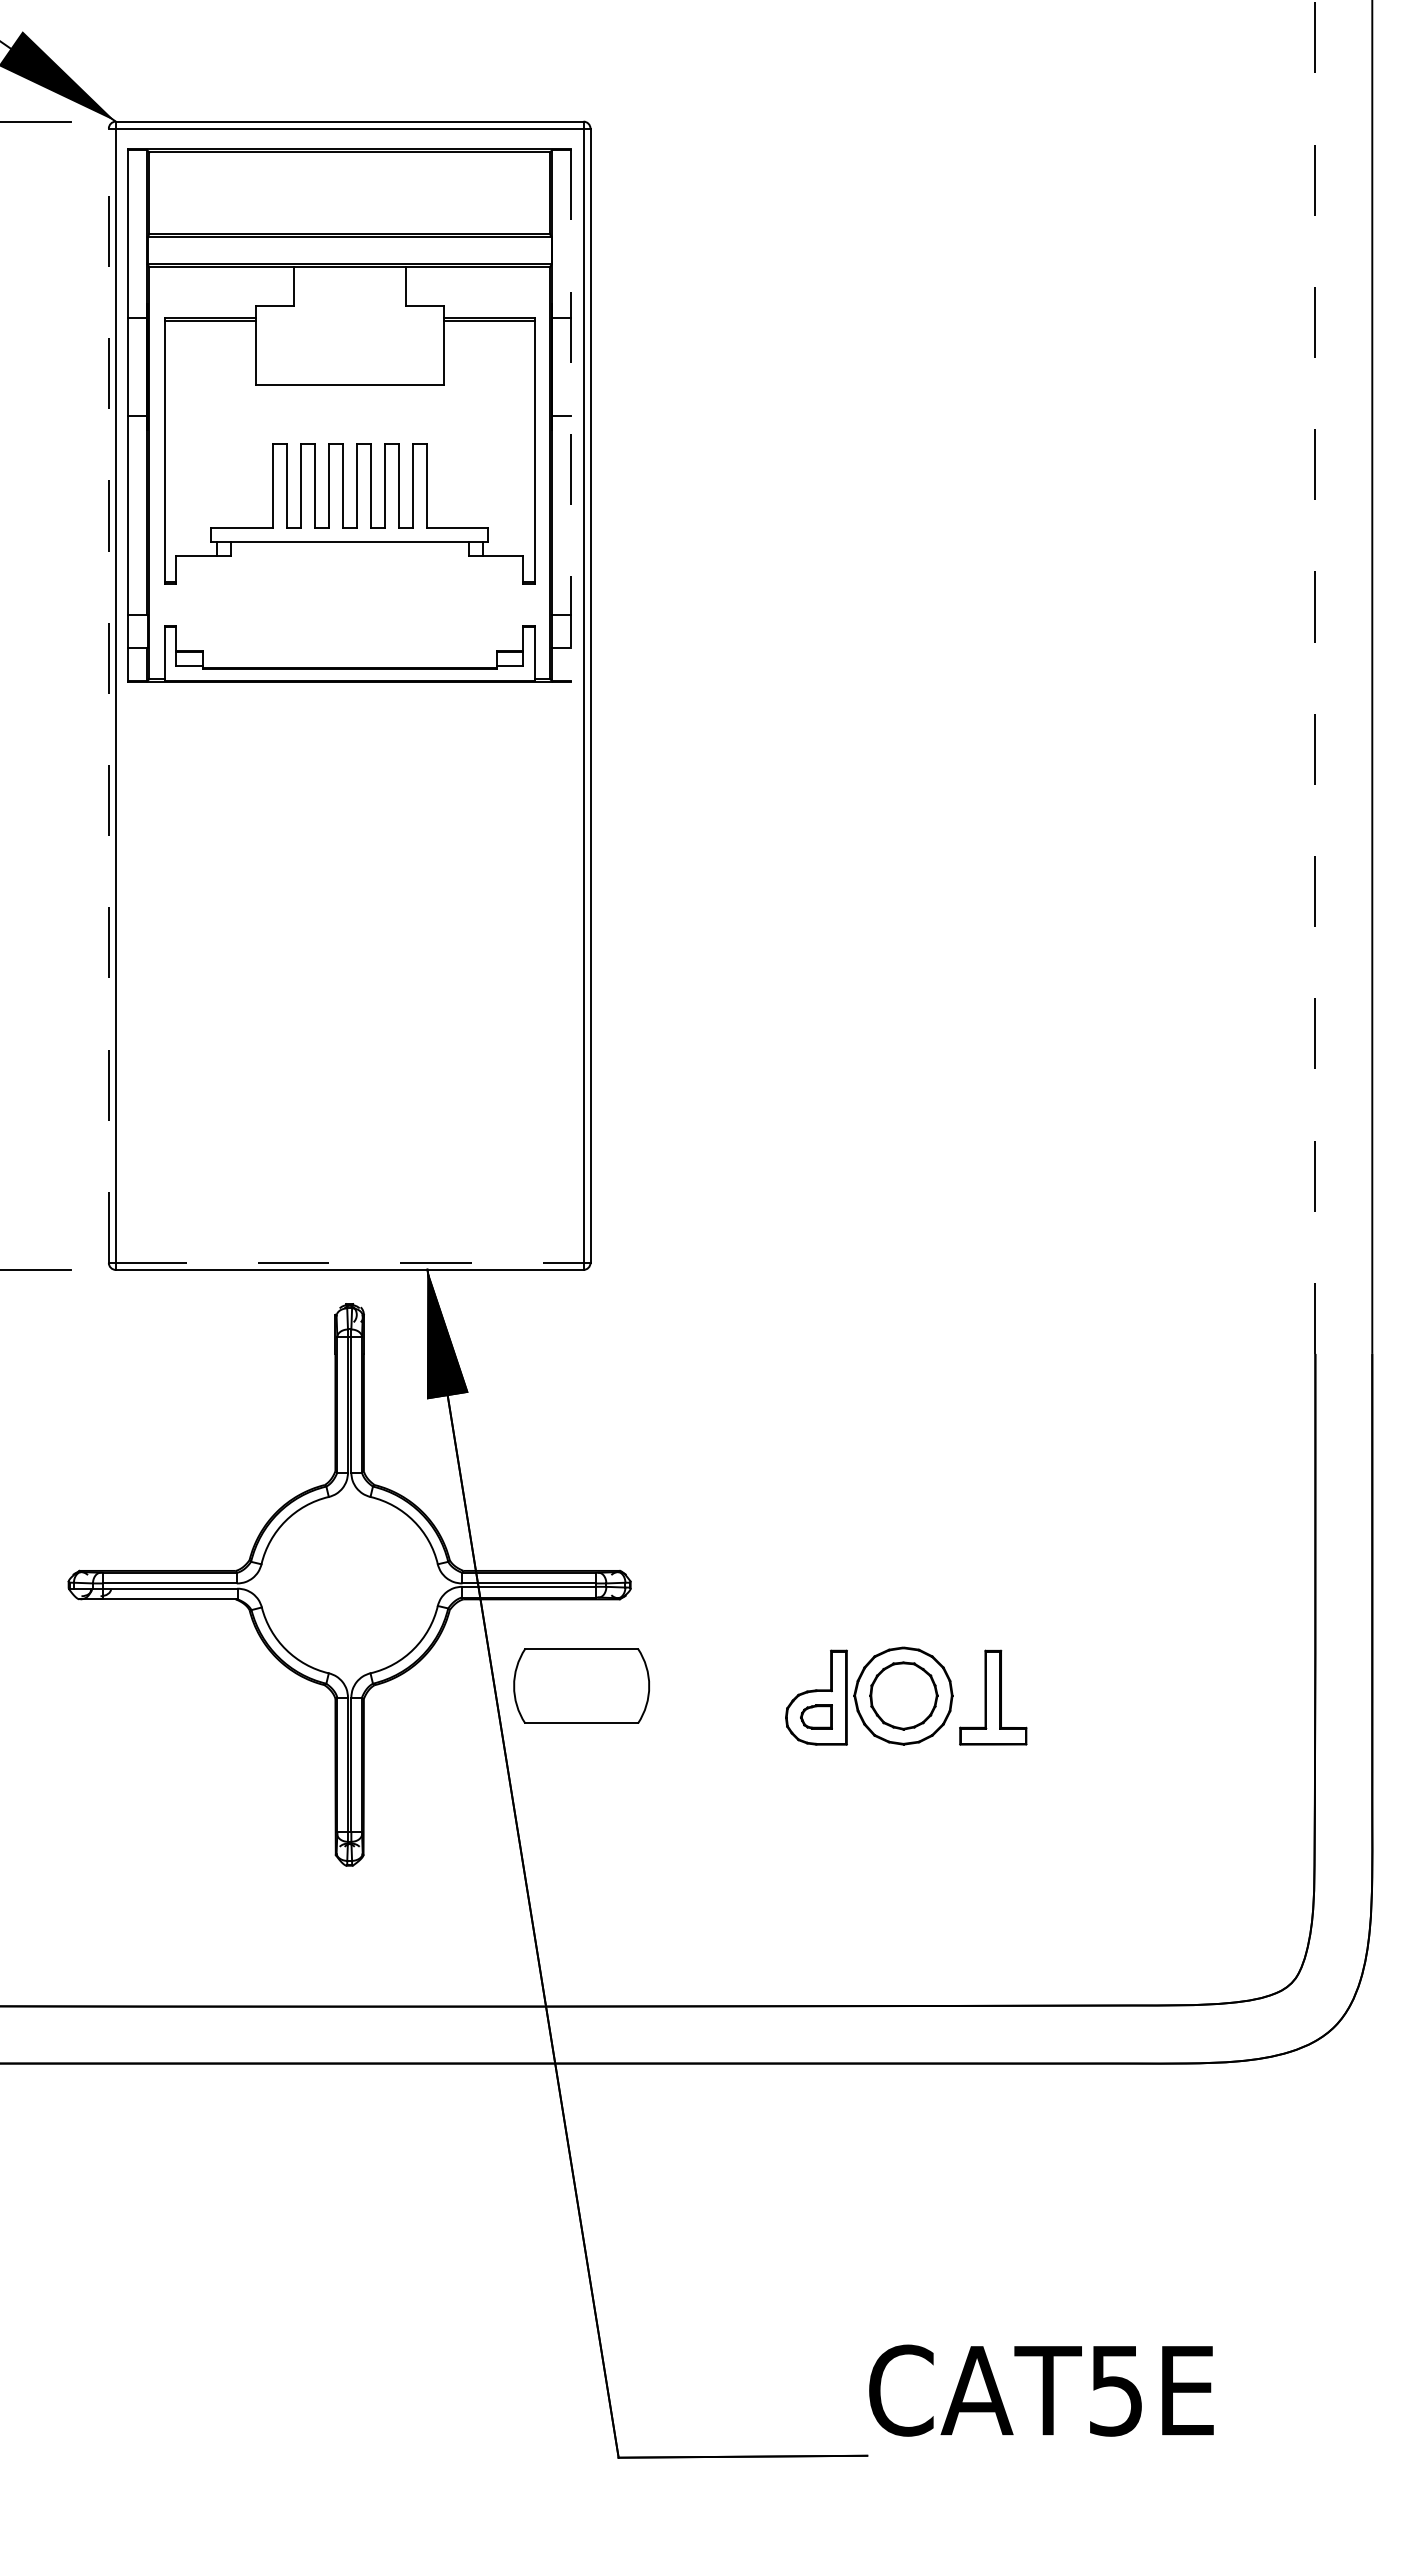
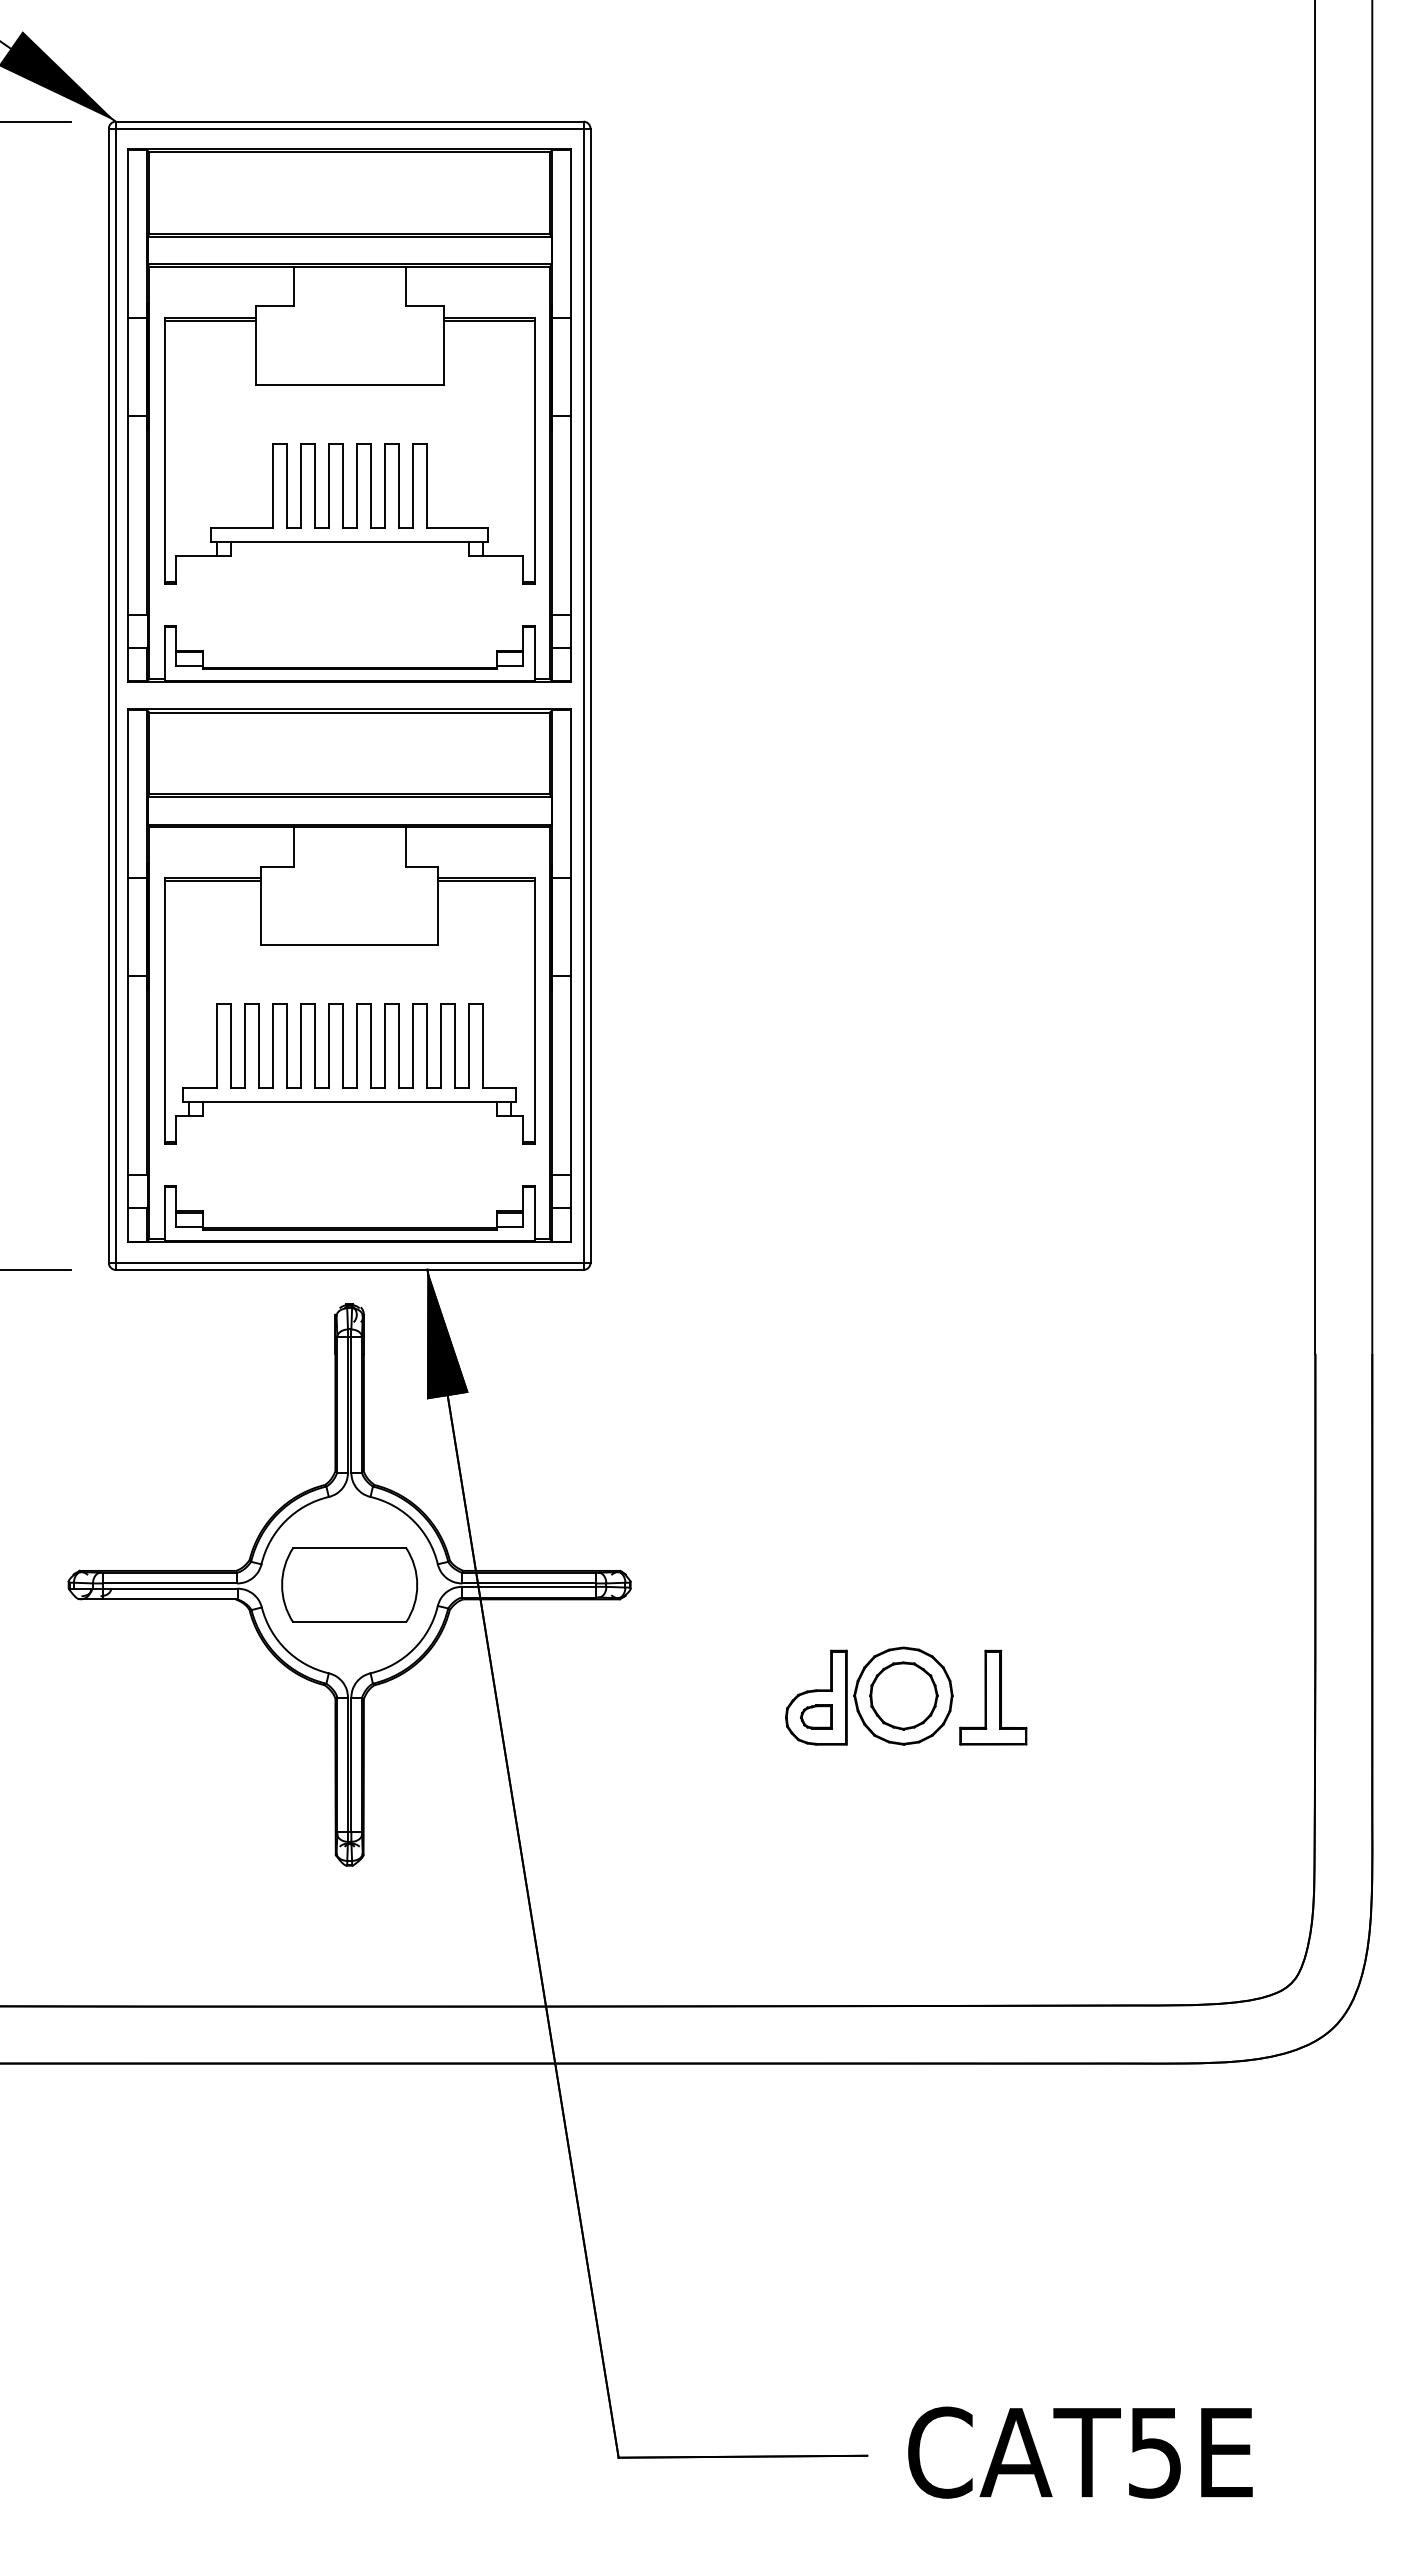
line: dashed -> solid (570, 416)
line: dashed -> solid (1315, 676)
line: dashed -> solid (108, 695)
part: none -> present (349, 975)
line: dashed -> solid (349, 1262)
part position: (581, 1685) -> (349, 1584) (349, 1584)
text position: (1041, 2390) -> (1080, 2452) (1080, 2452)
